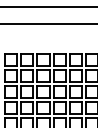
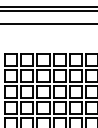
line: none -> present (48, 10)
